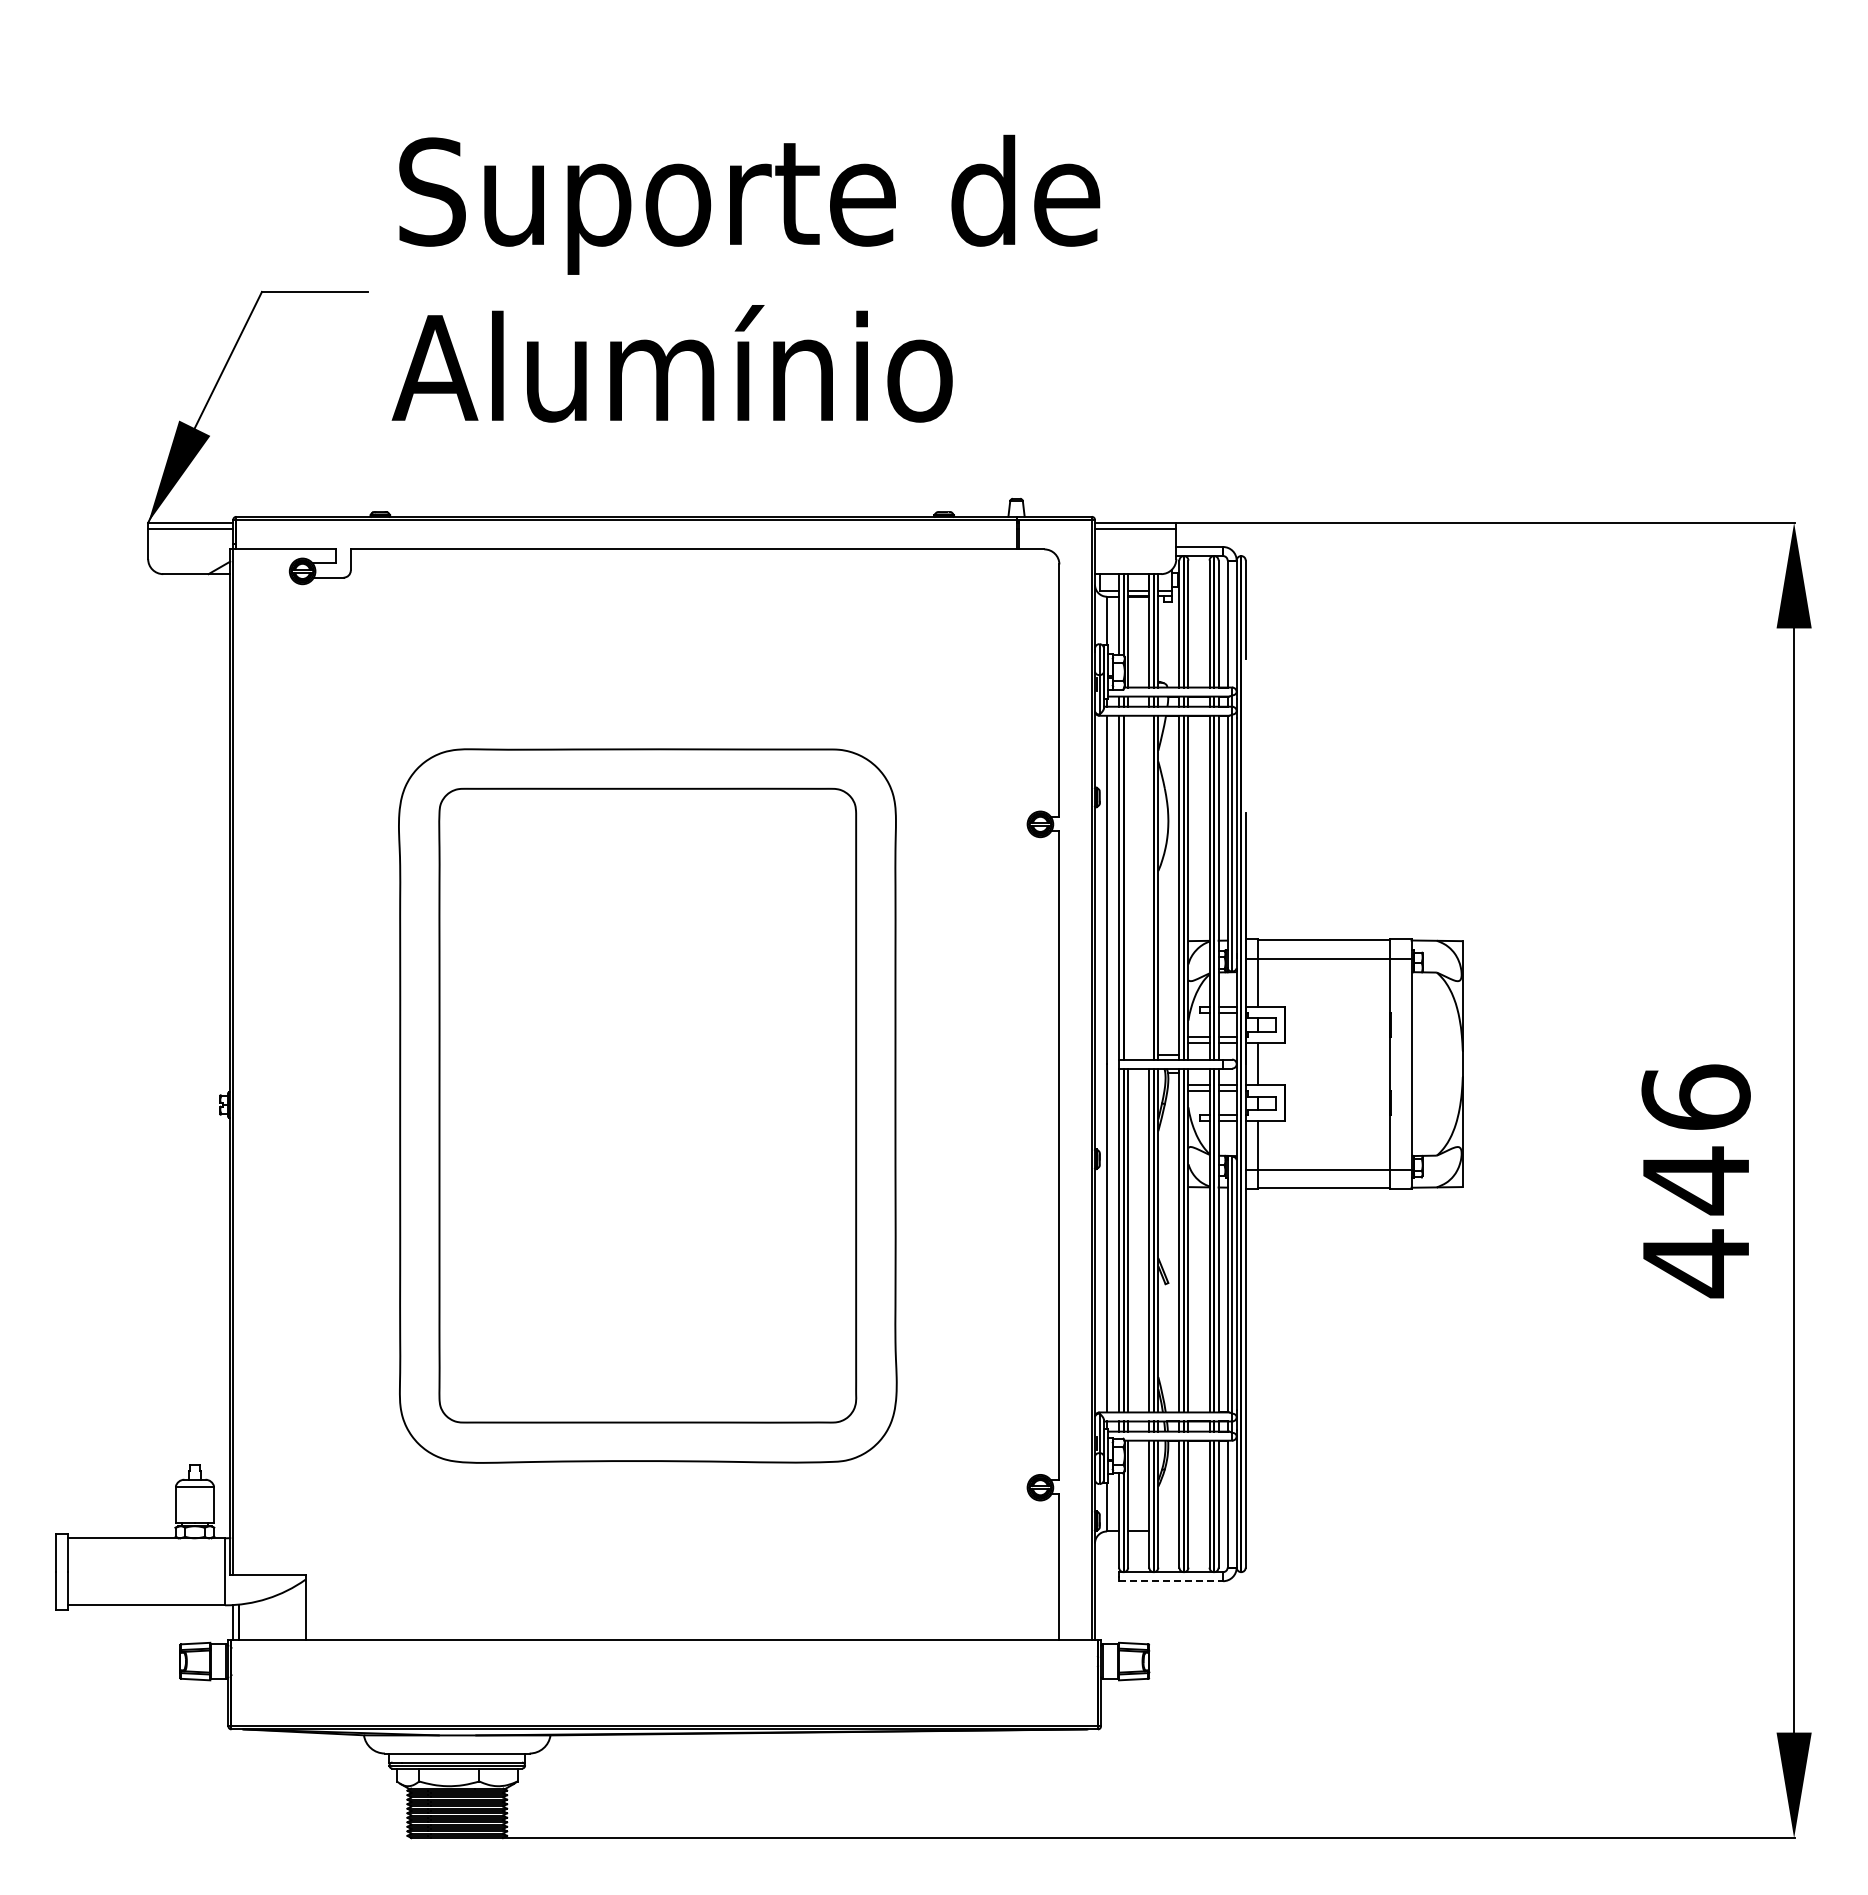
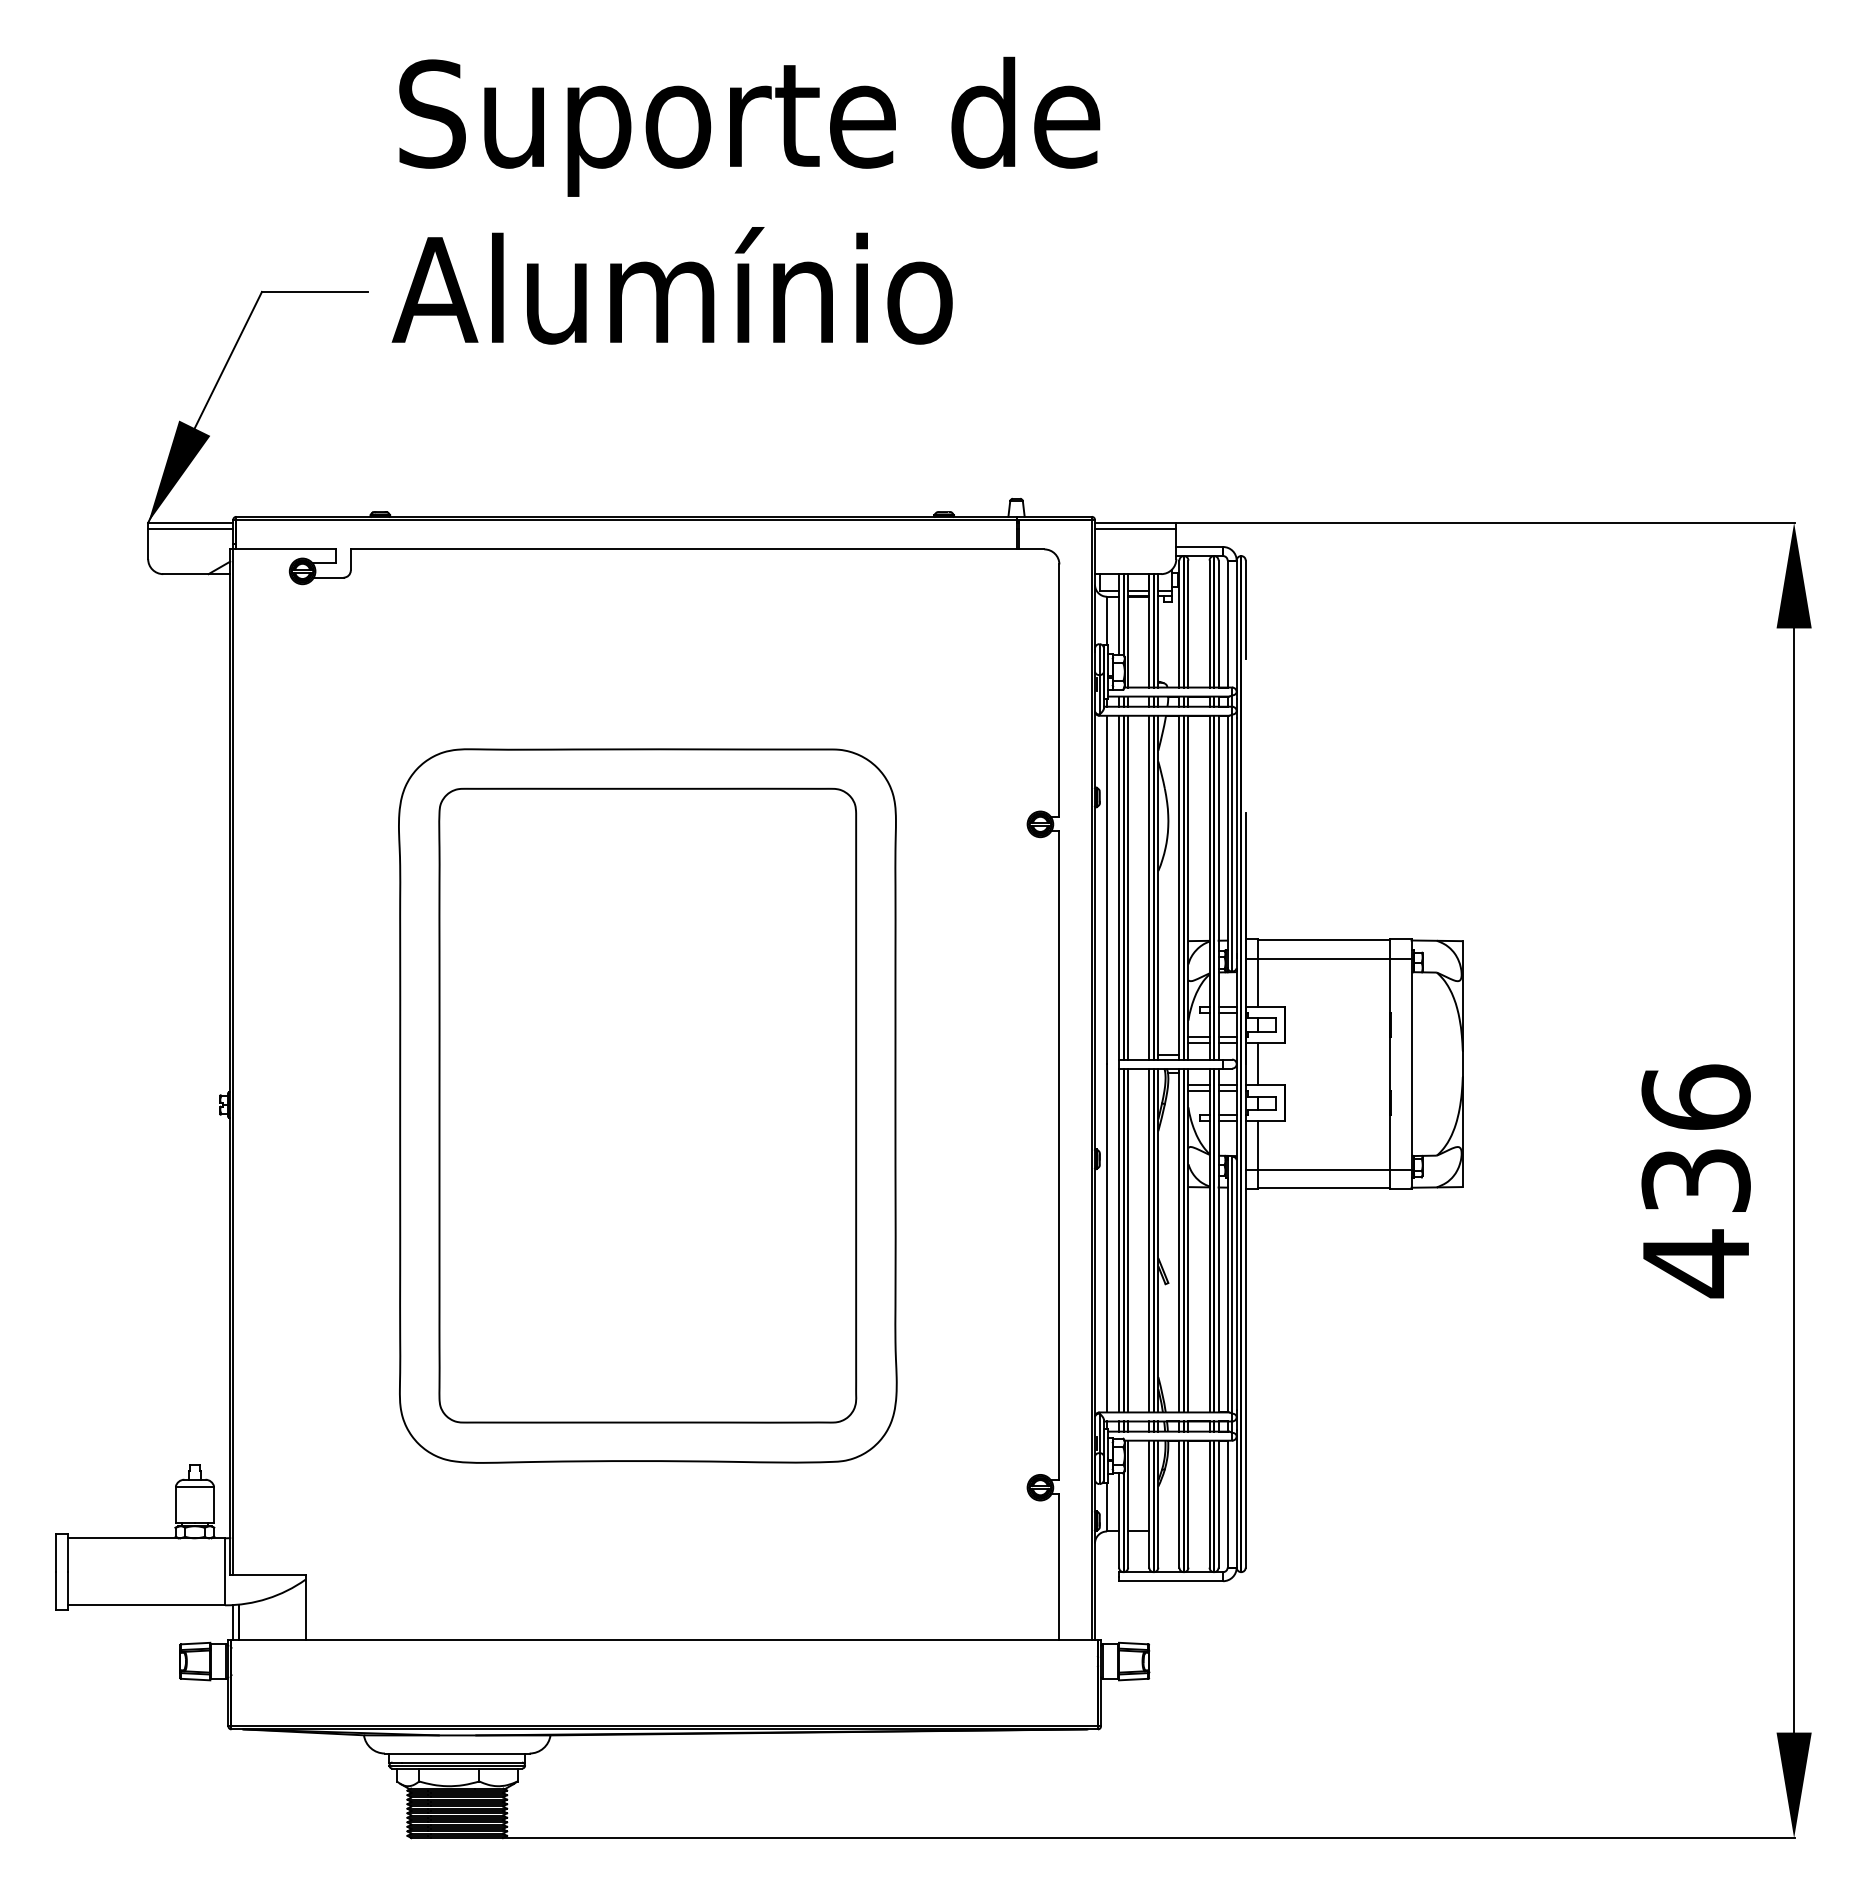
text position: (745, 278) -> (745, 200) (745, 200)
line: none -> present (1128, 887)
line: none -> present (1149, 887)
text: 446 -> 436 (1695, 1180)
line: dashed -> solid (1171, 1581)
